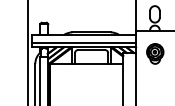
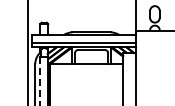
part: present -> none (155, 53)
line: solid -> dashed (40, 81)
